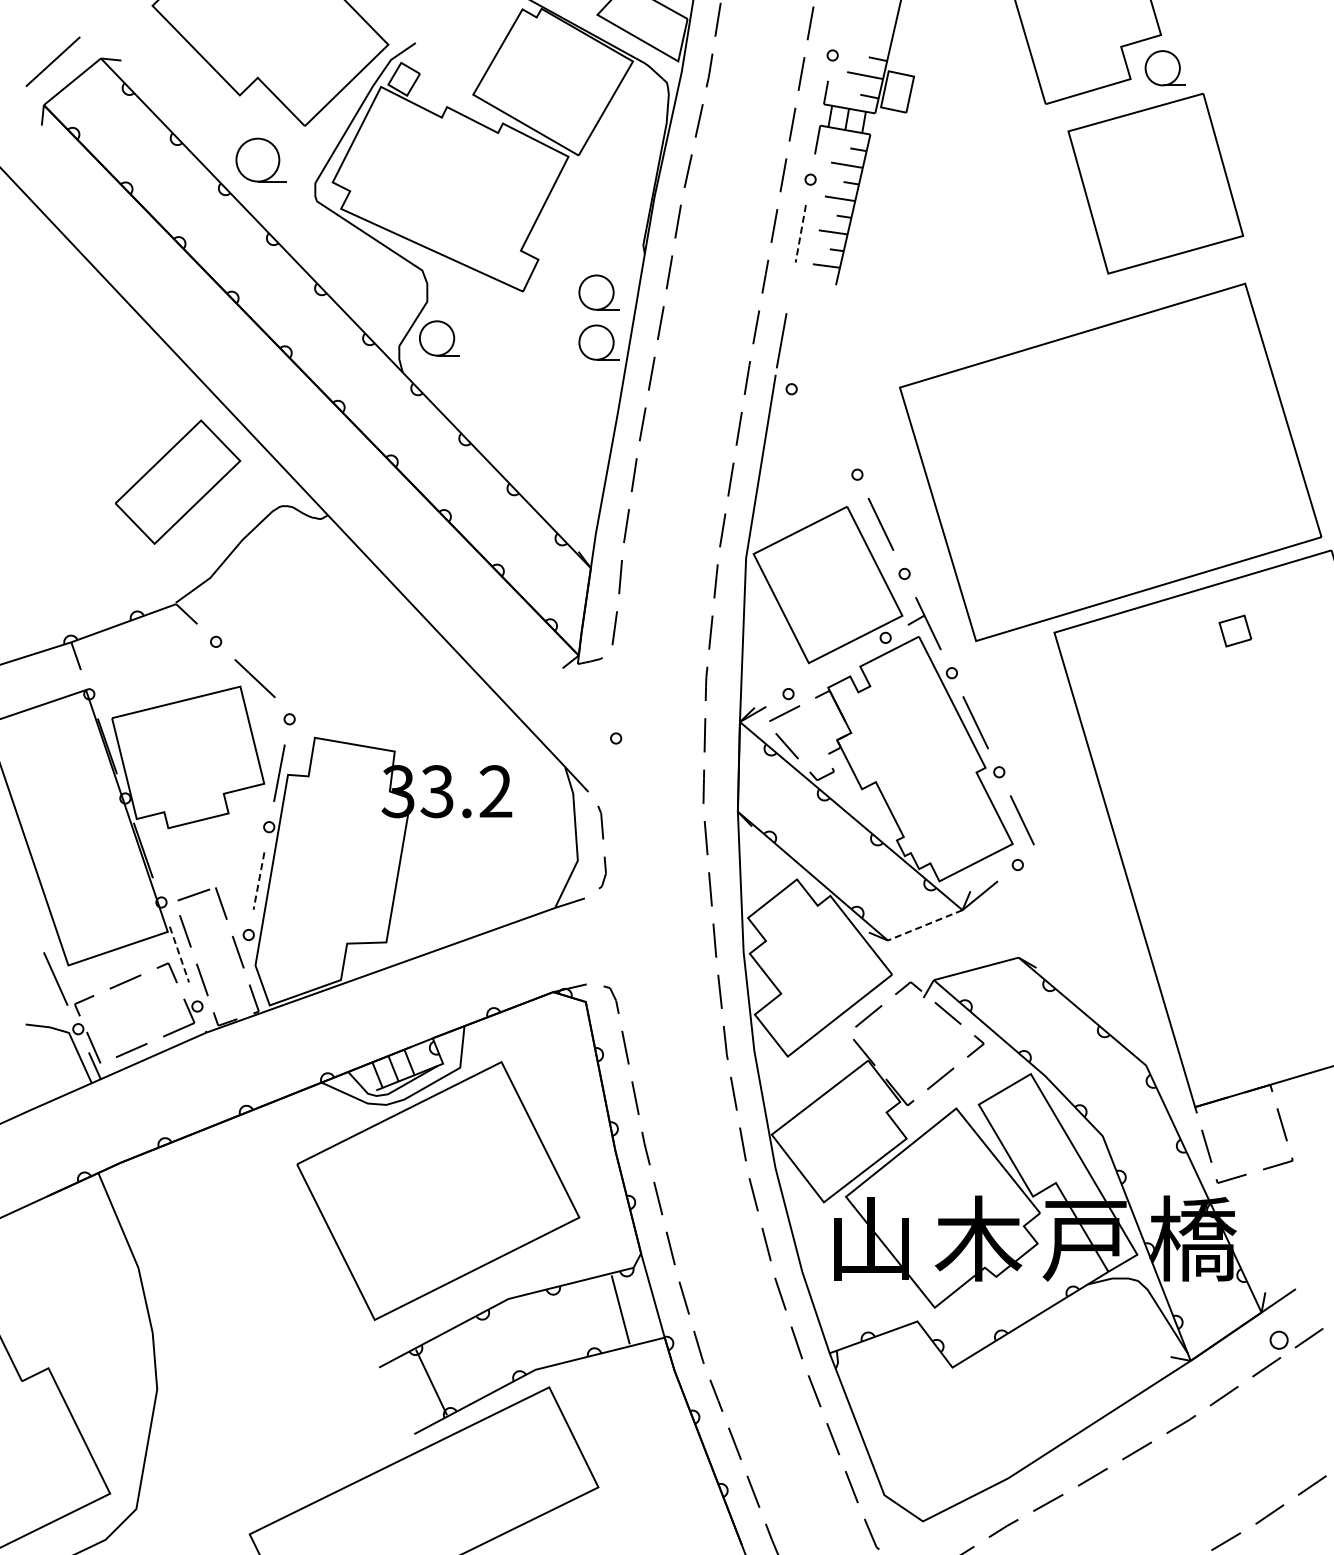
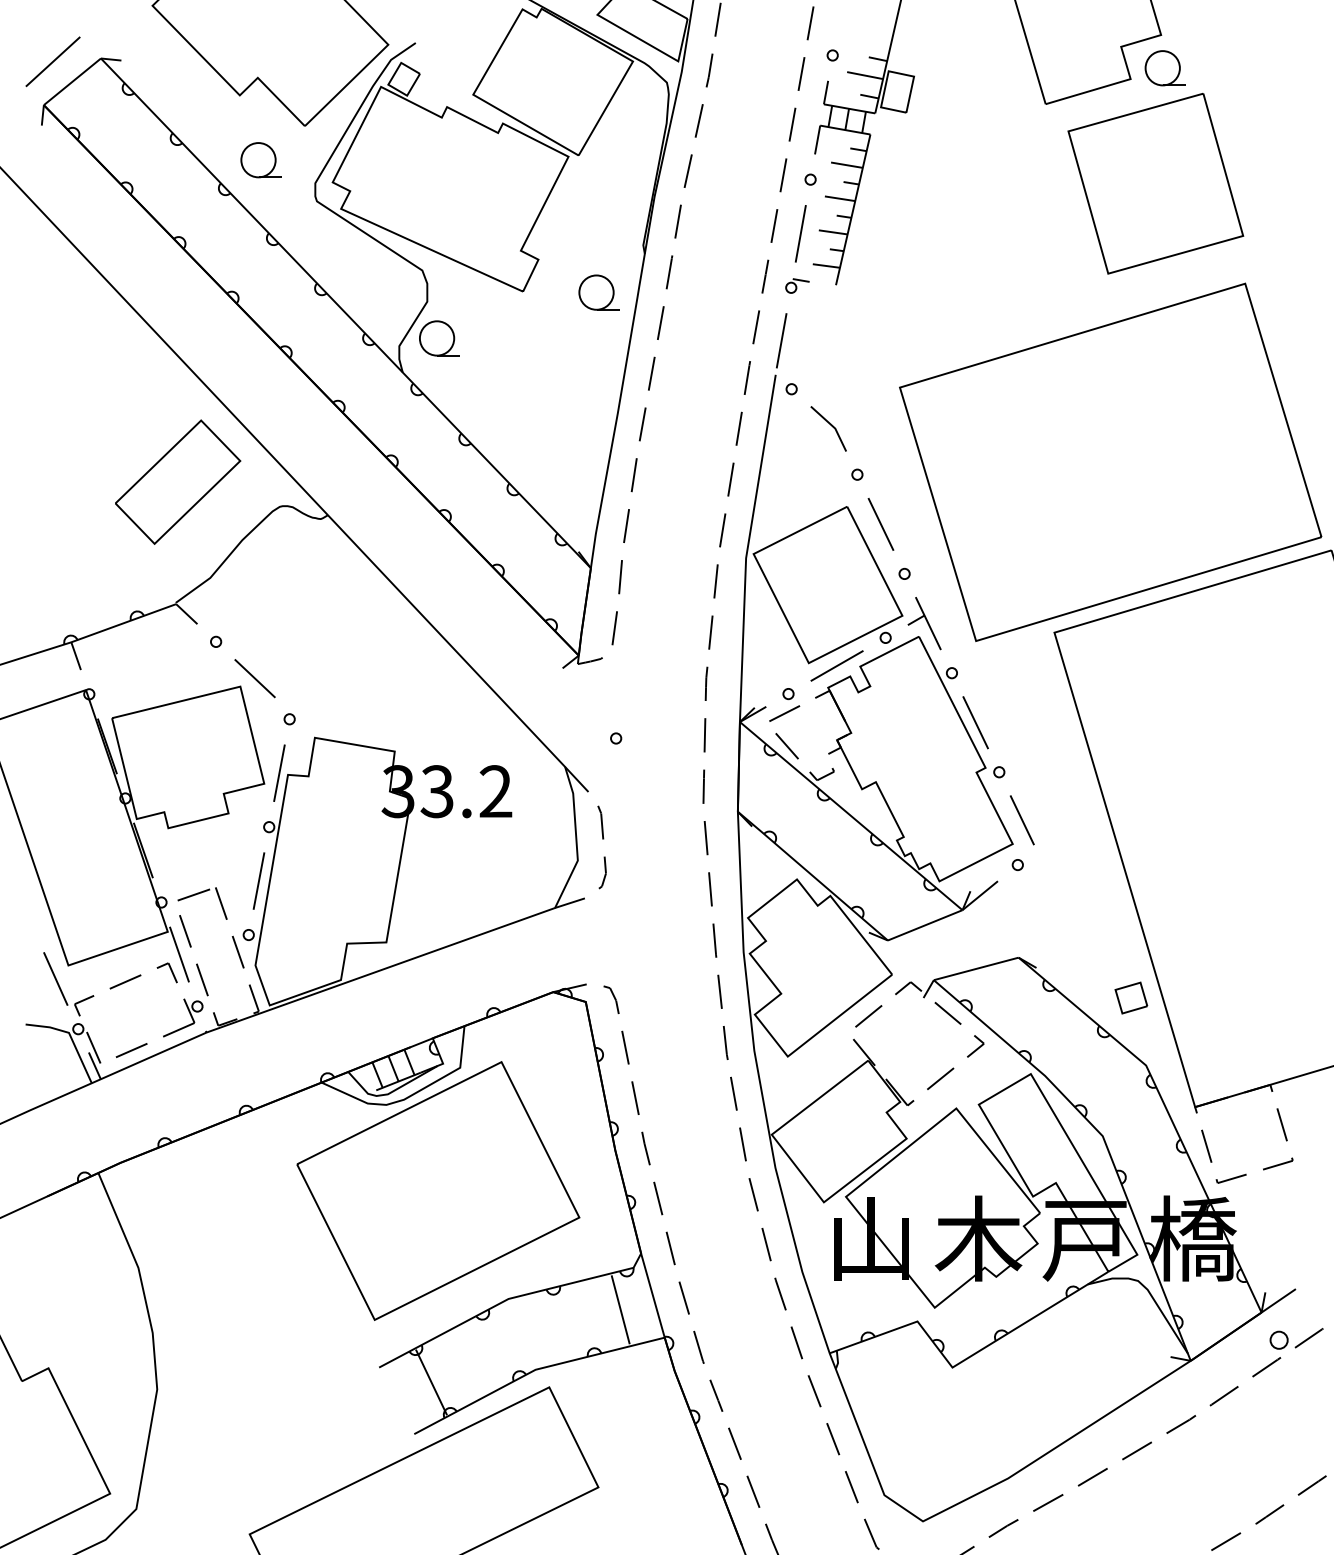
part size: 52x46 px -> 42x37 px (260, 160)
line: dashed -> solid (800, 234)
part: none -> present (797, 285)
part: present -> none (598, 342)
line: none -> present (830, 425)
part position: (1235, 630) -> (1131, 997) (1131, 997)
line: none -> present (836, 665)
line: dashed -> solid (258, 881)
line: dashed -> solid (924, 925)
line: dashed -> solid (179, 955)
